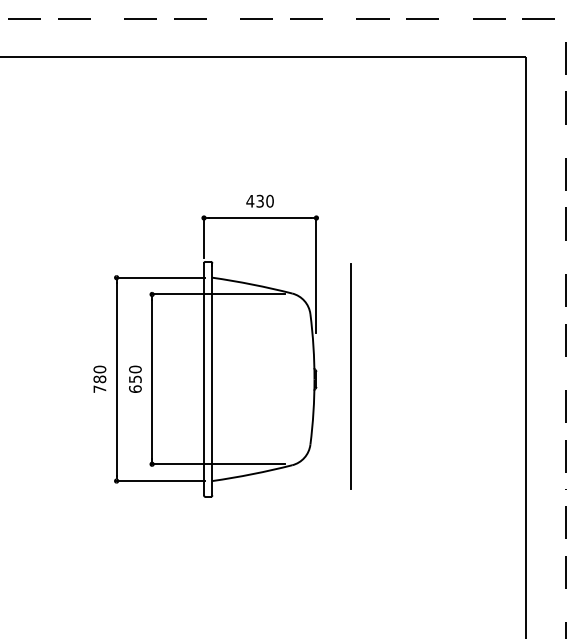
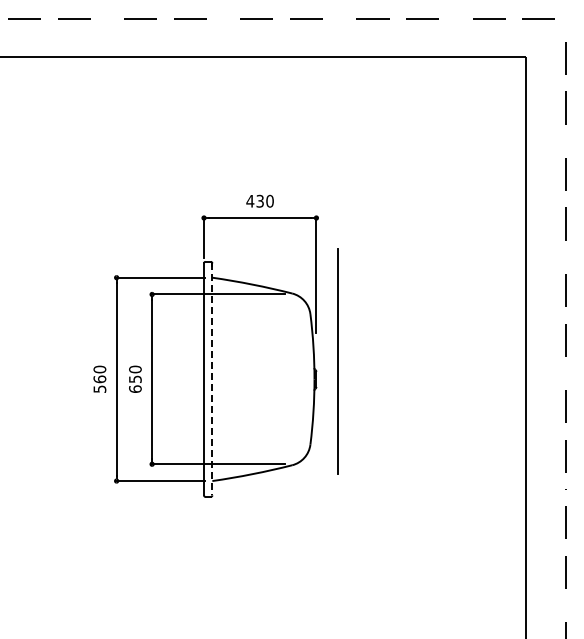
line position: (350, 376) -> (337, 361) (337, 361)
line: solid -> dashed (212, 379)
text: 780 -> 560 (99, 383)
